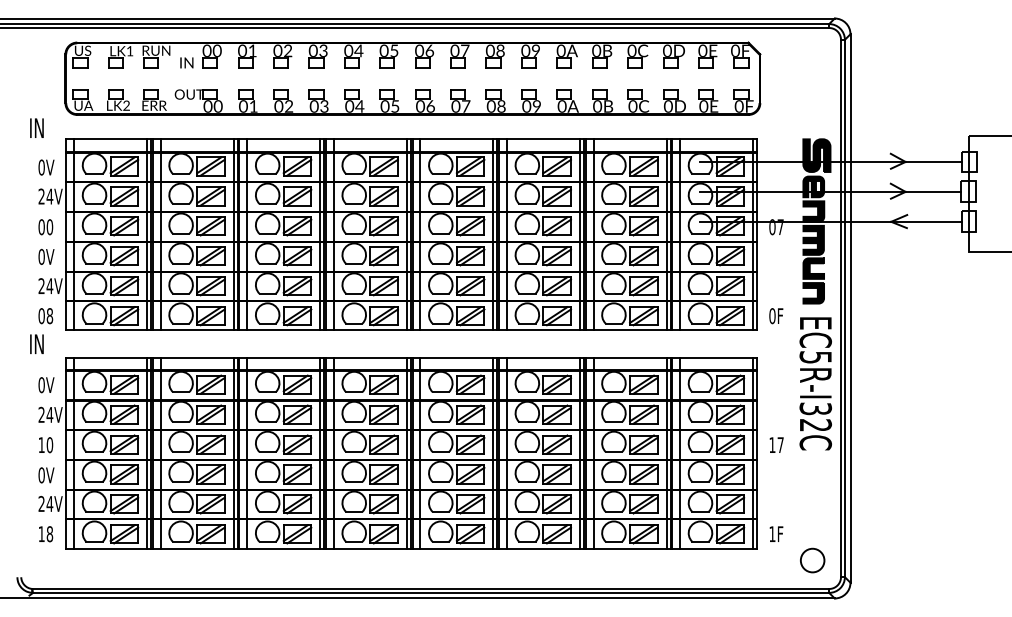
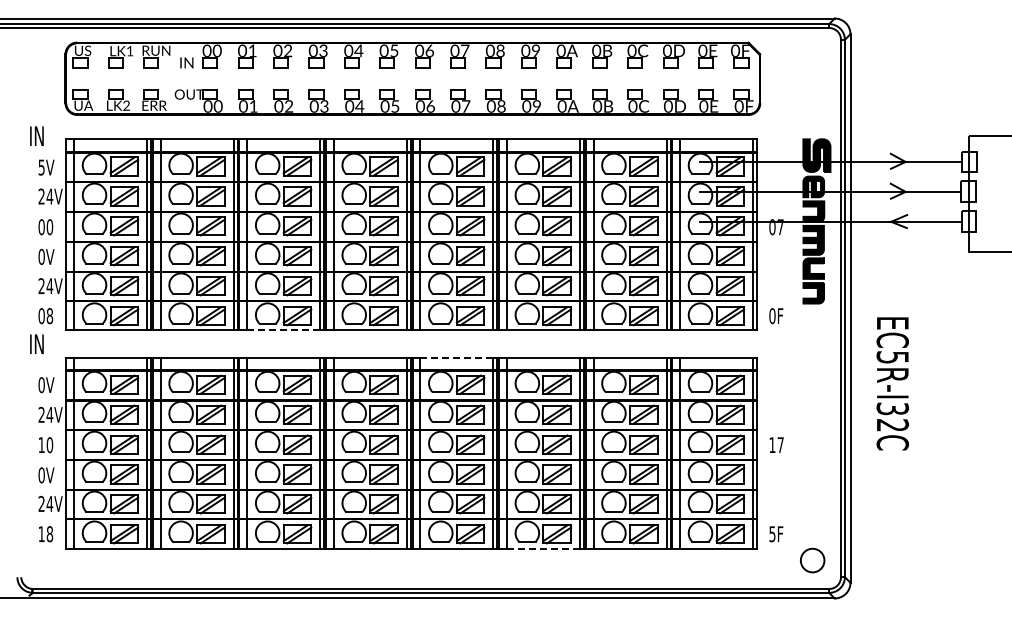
text position: (36, 127) -> (36, 135) (36, 135)
text: 0V -> 5V (41, 167)
line: solid -> dashed (283, 330)
line: solid -> dashed (456, 357)
text position: (815, 383) -> (892, 383) (892, 383)
text: 1F -> 5F (772, 534)
line: solid -> dashed (543, 548)
